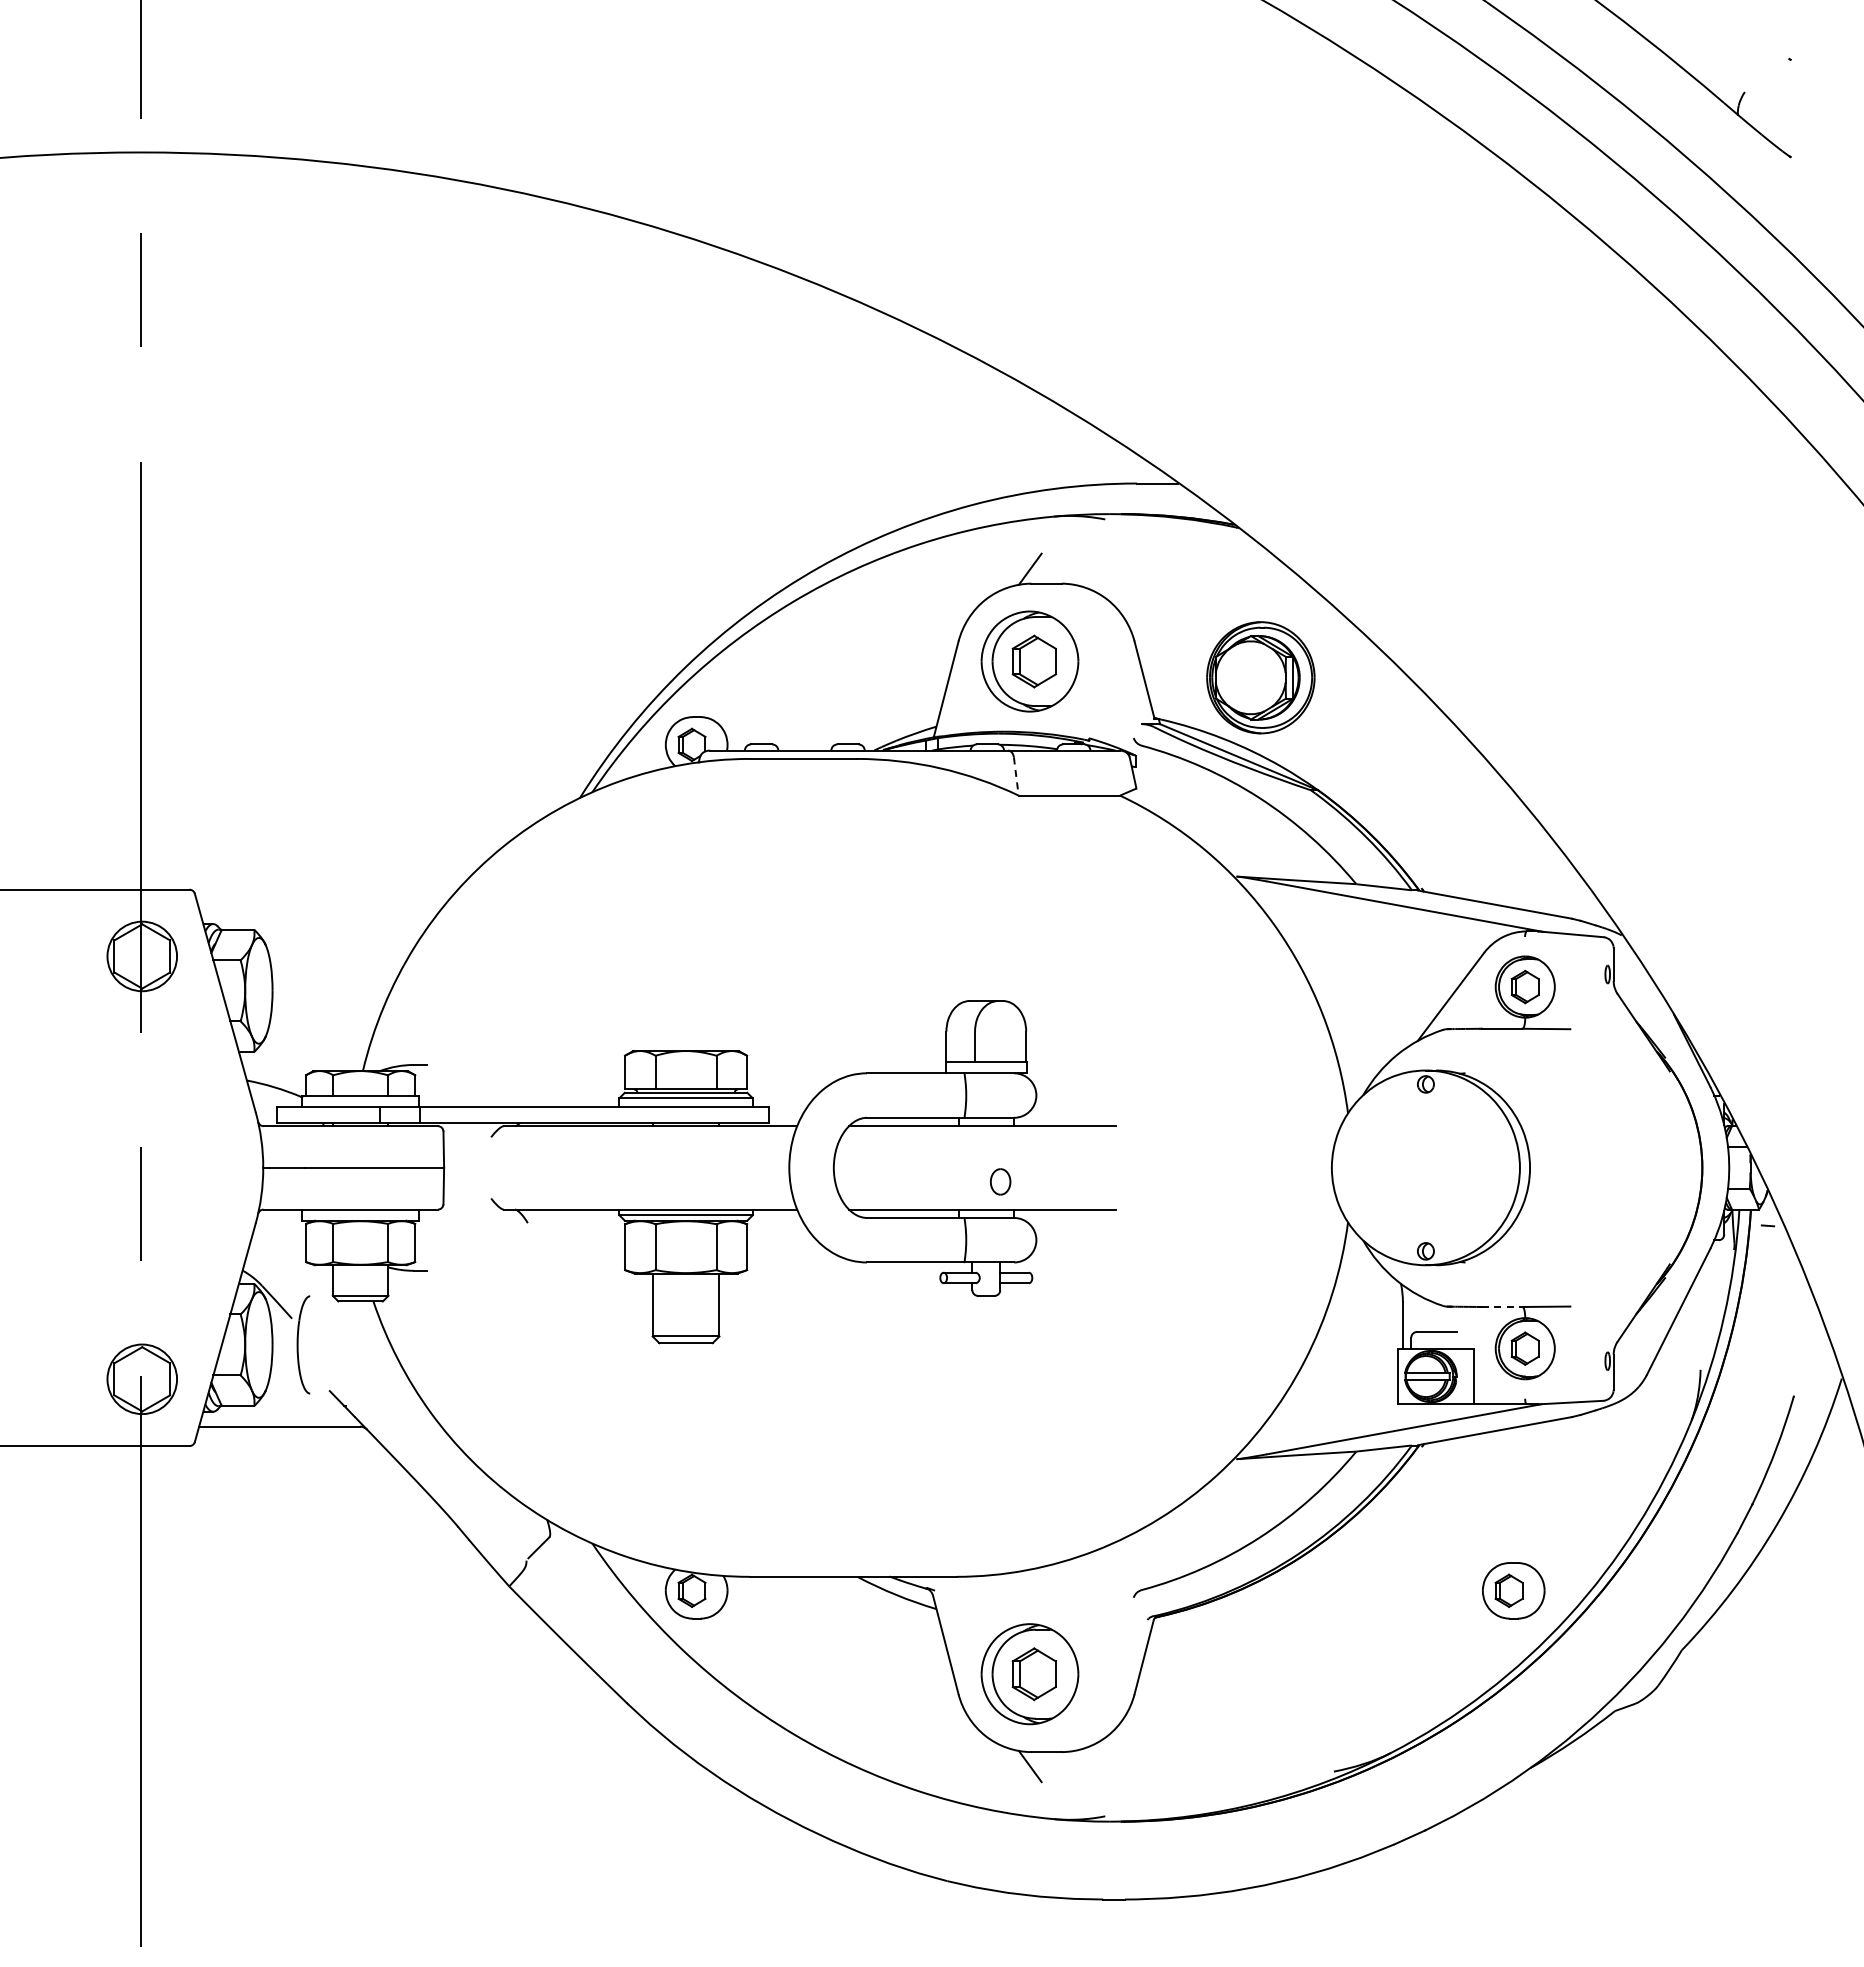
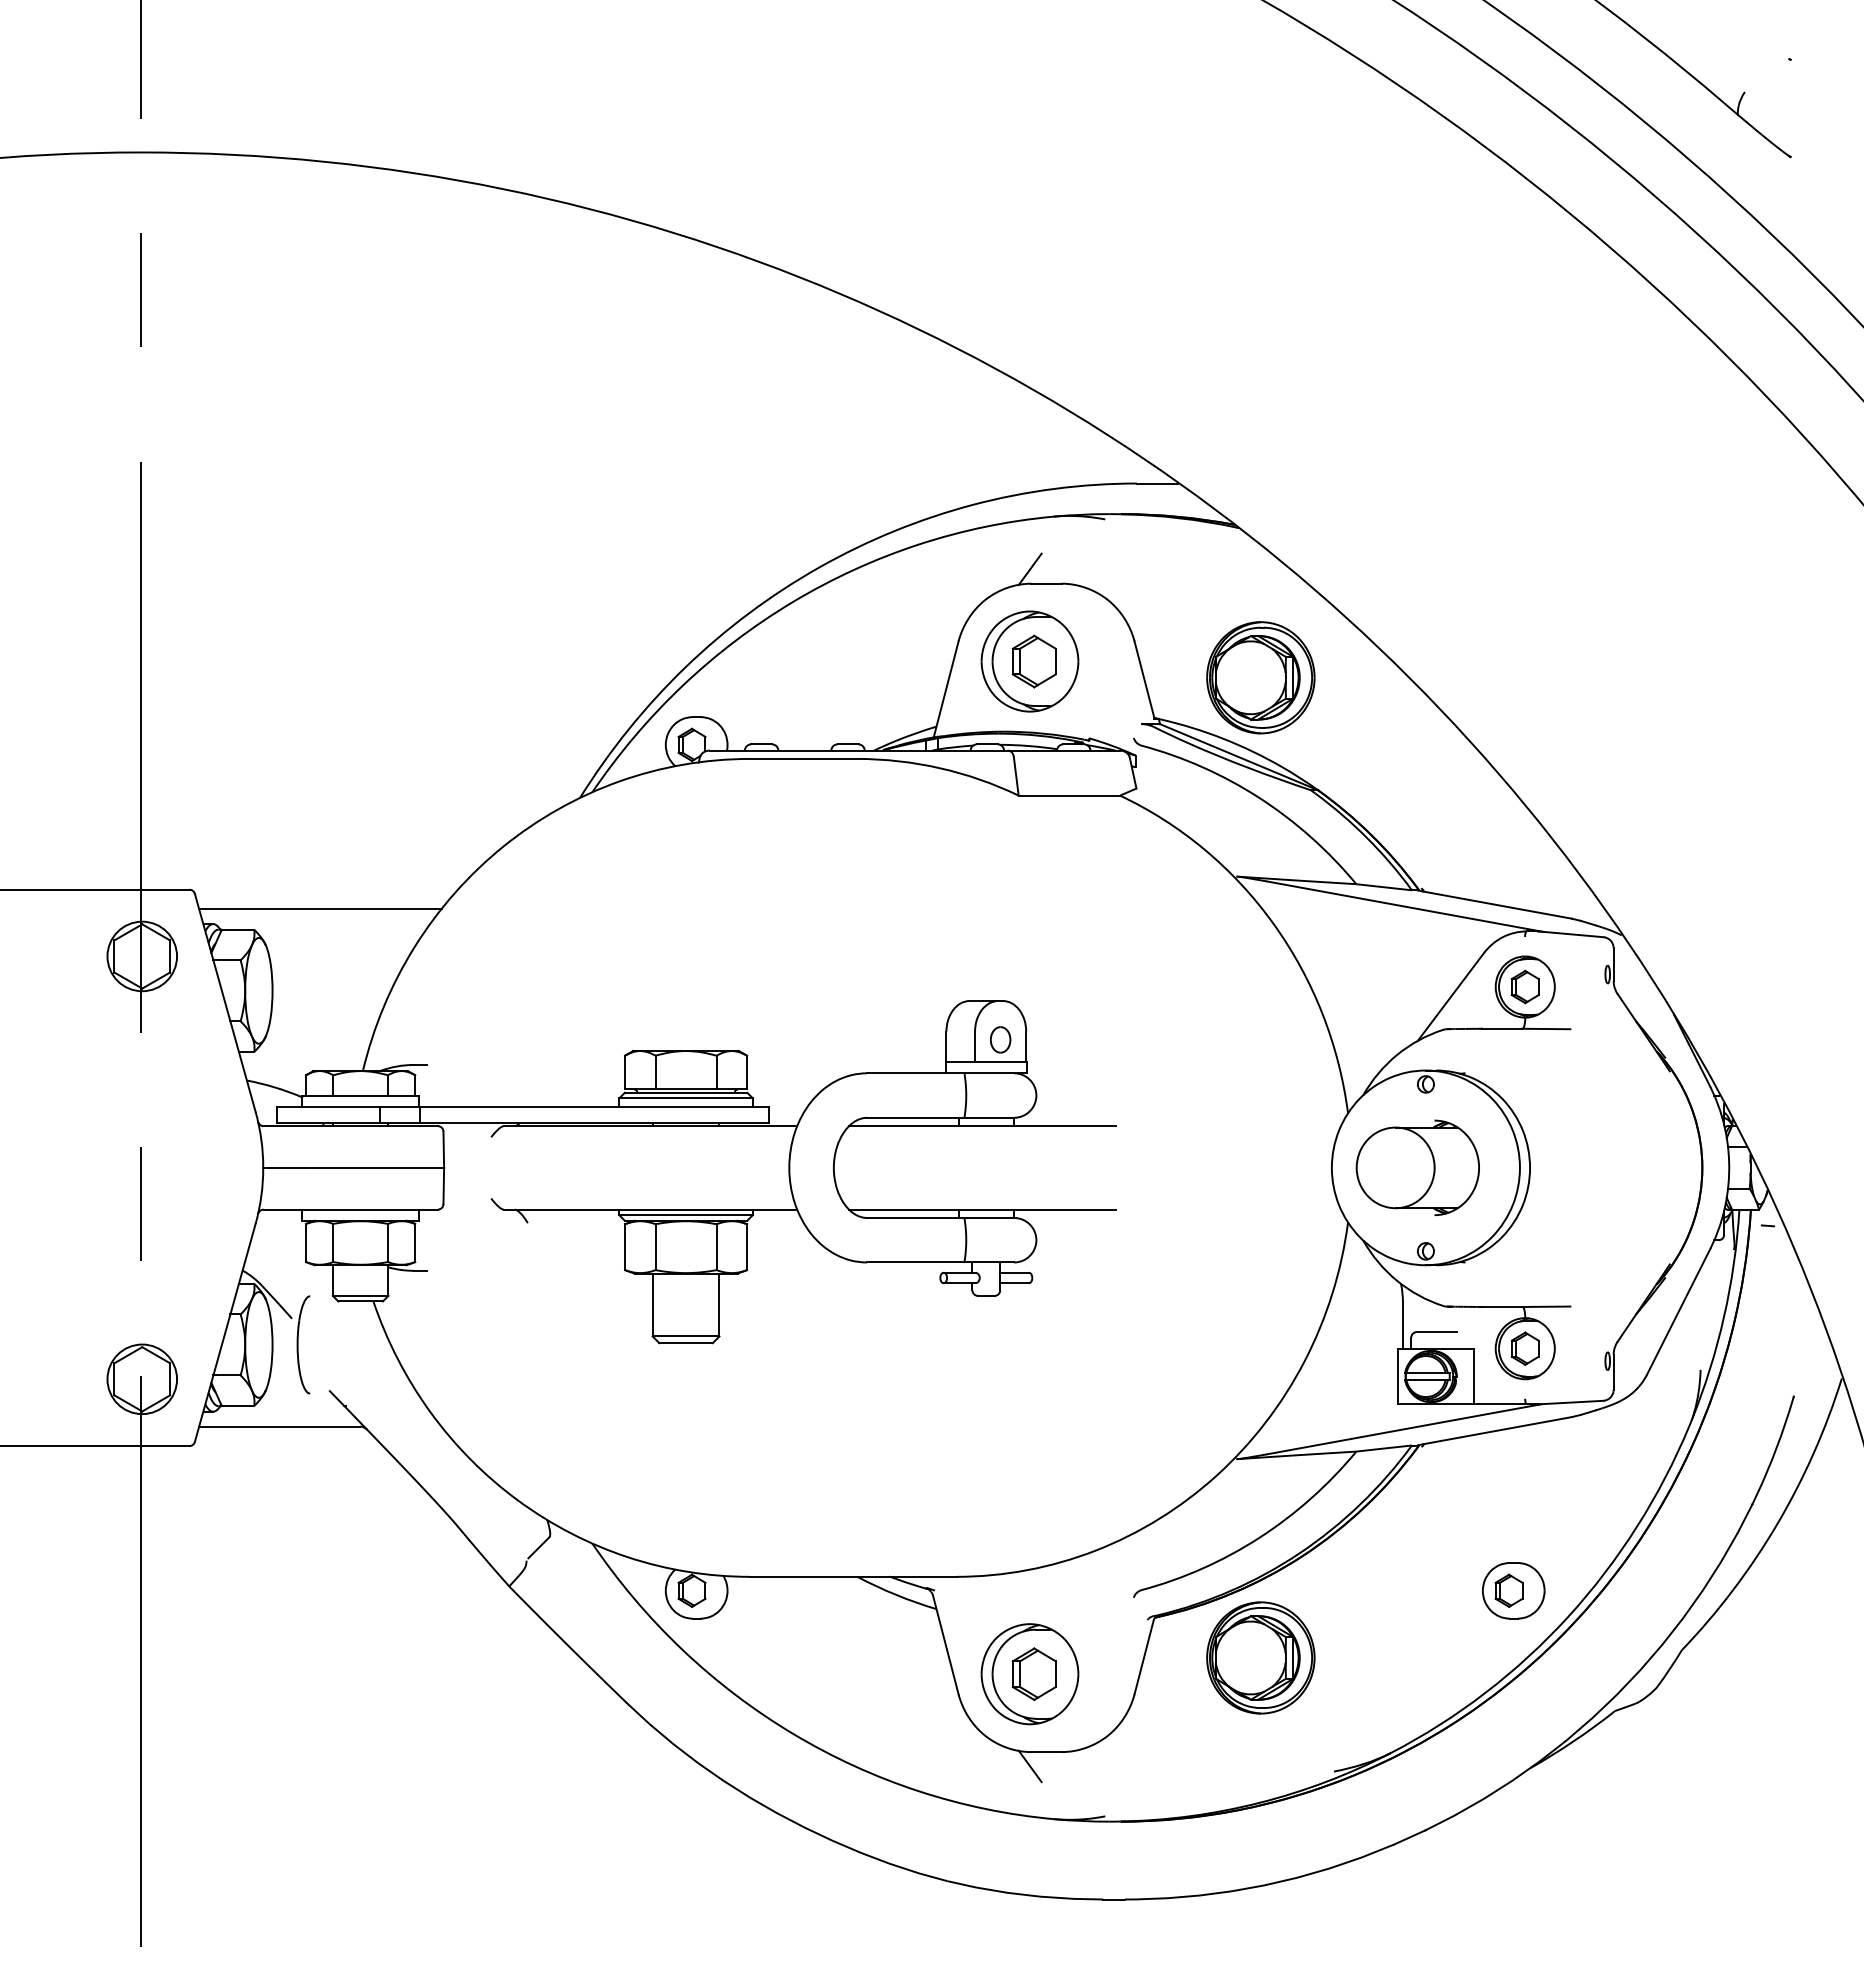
line: dashed -> solid (1016, 777)
line: none -> present (320, 909)
part: none -> present (1417, 1167)
part position: (1000, 1181) -> (1000, 1039) (1000, 1039)
line: dashed -> solid (1502, 1306)
part: none -> present (1260, 1657)
